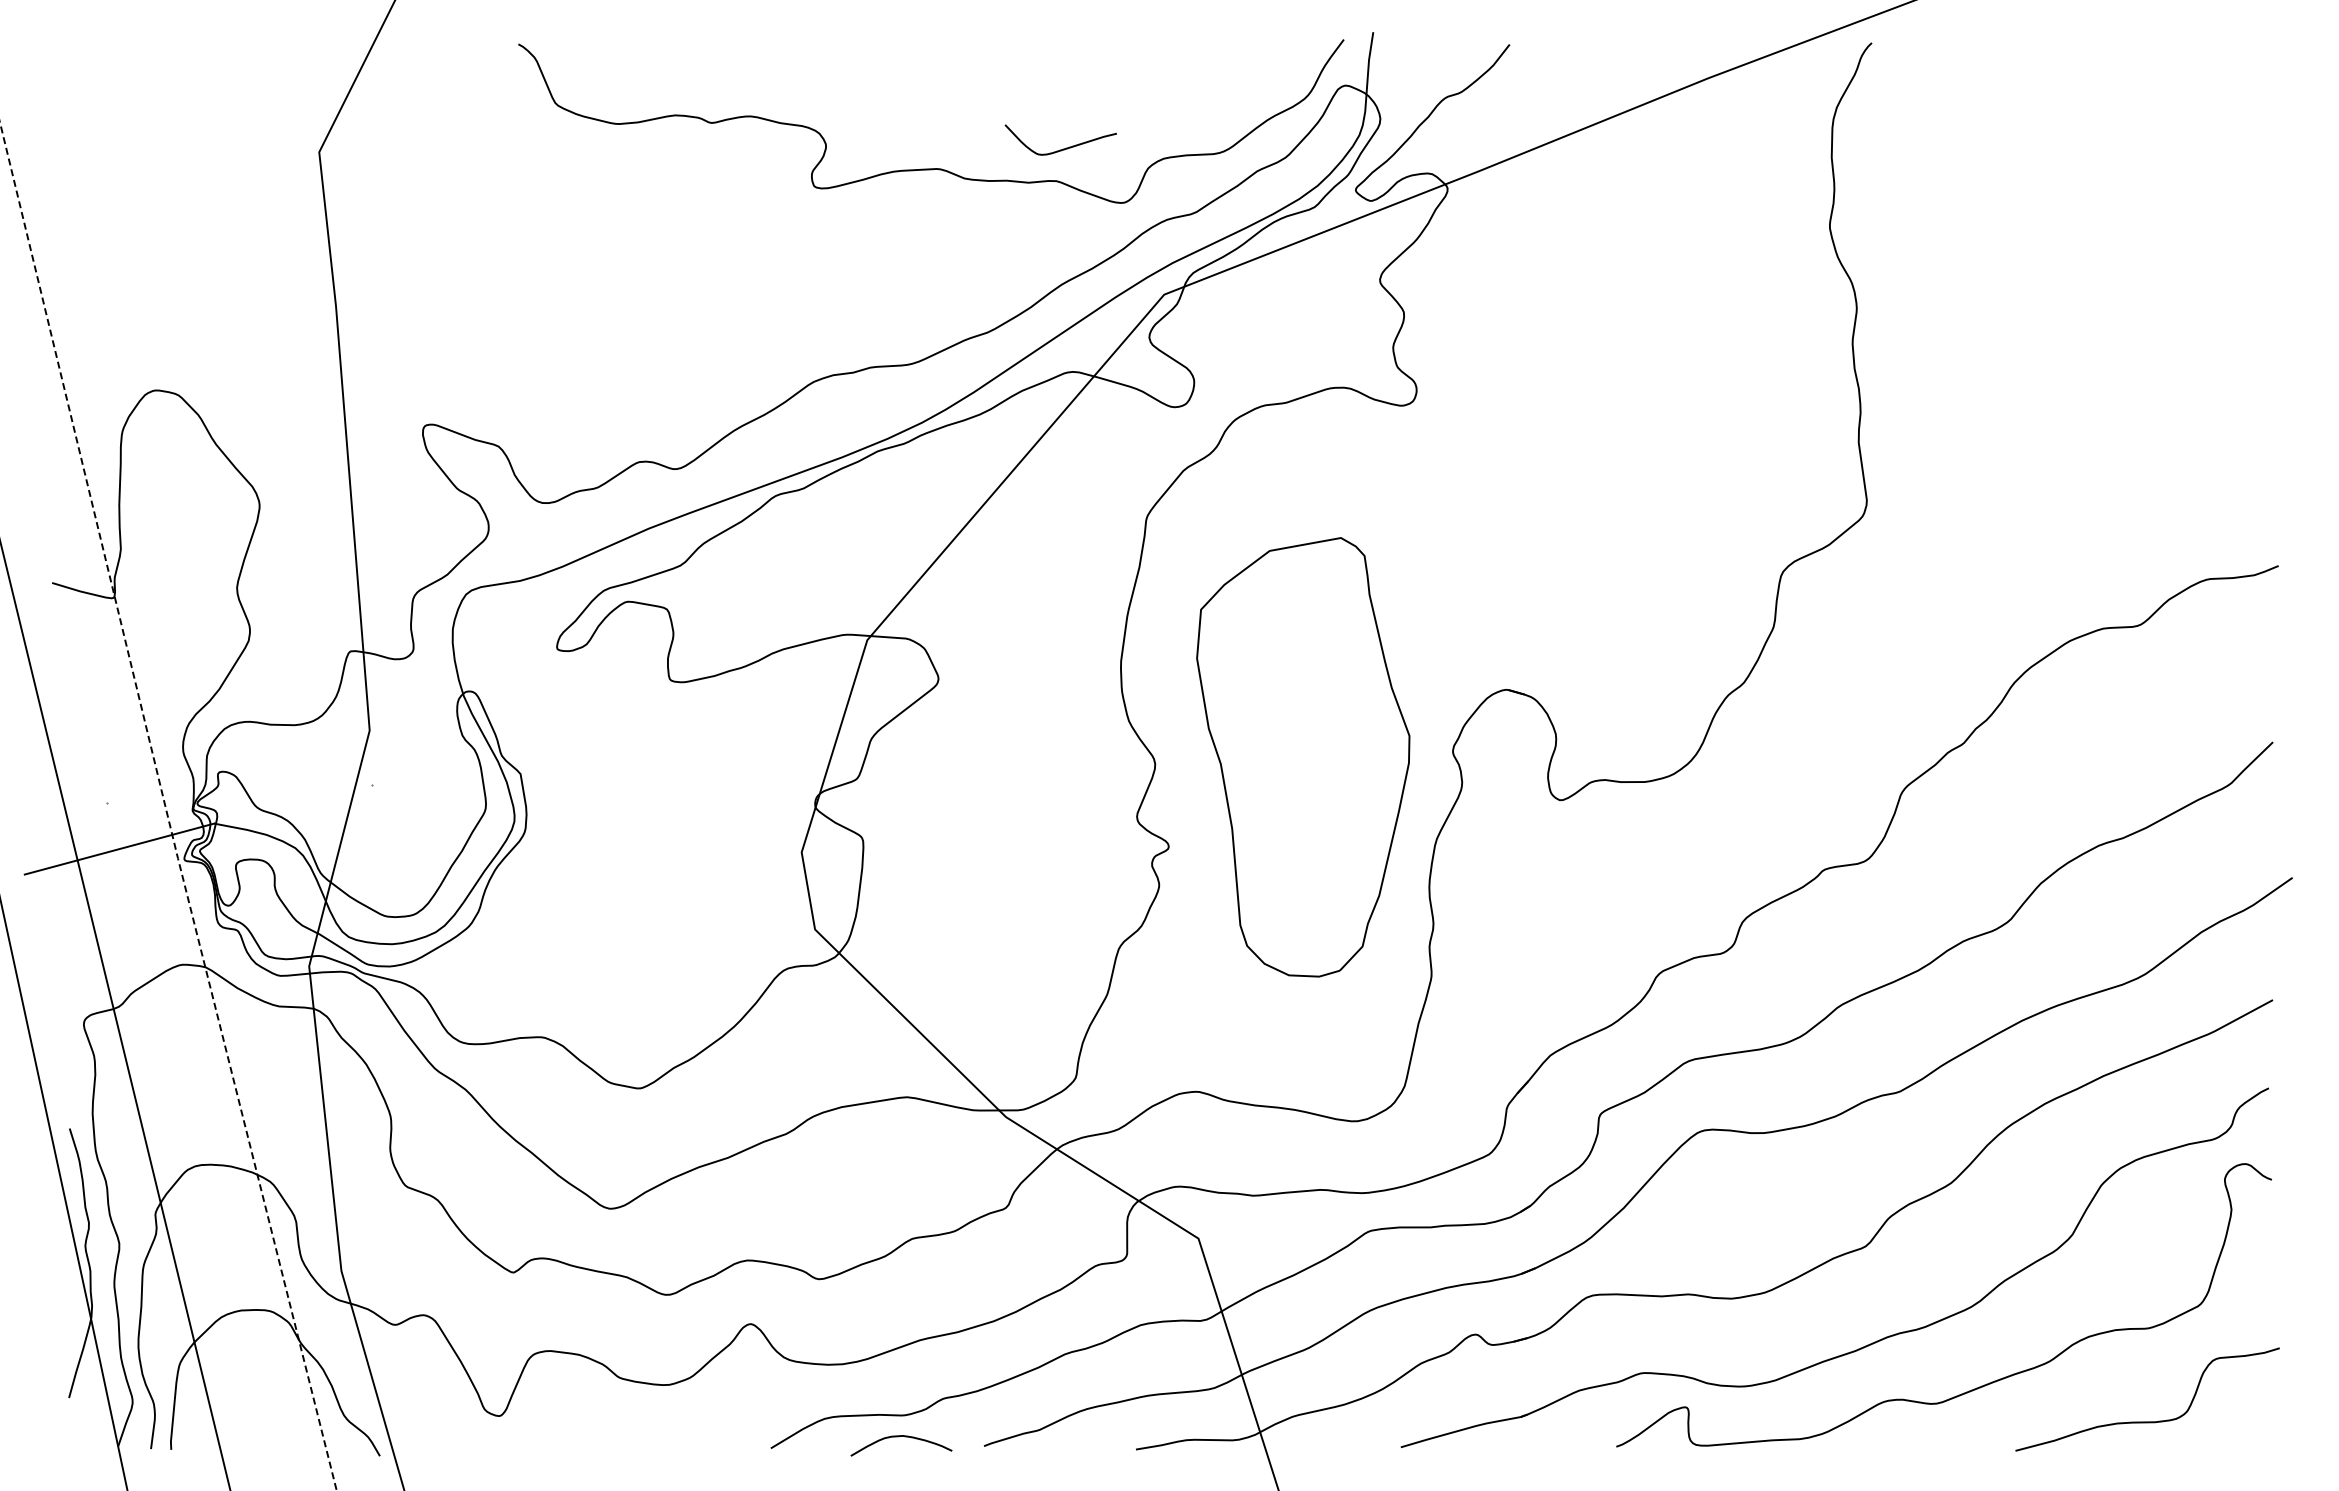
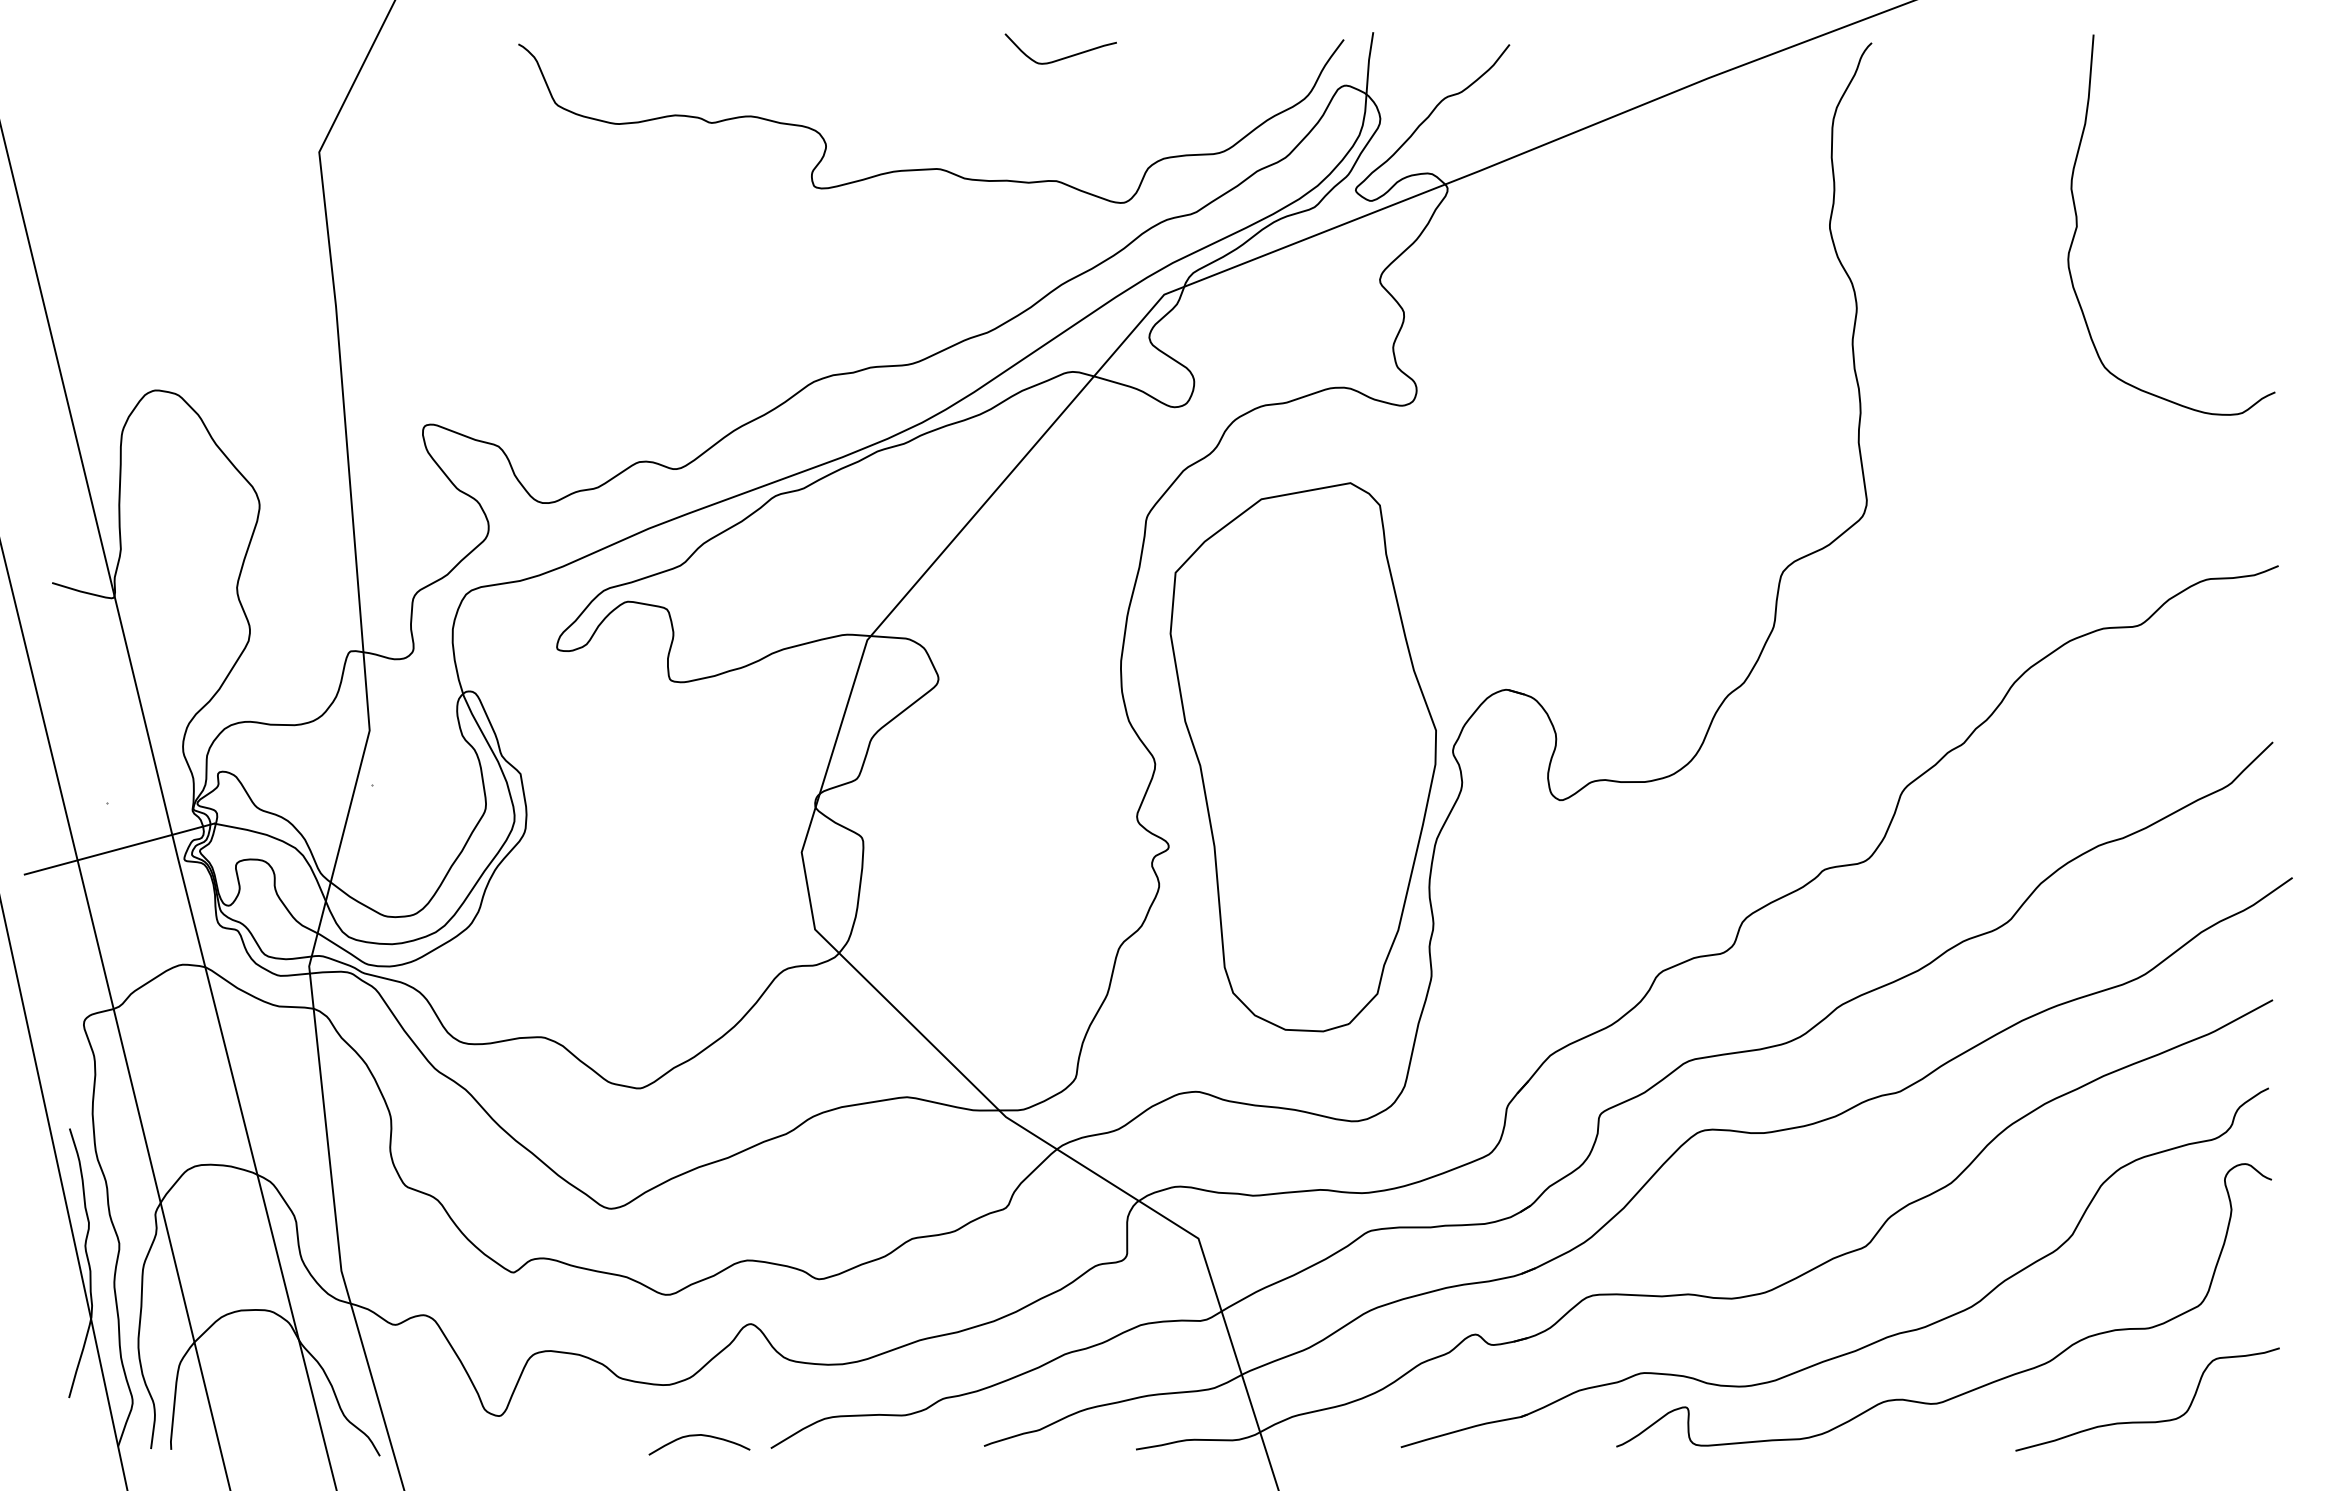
curve position: (1063, 148) -> (1063, 57) (1063, 57)
curve: none -> present (2077, 224)
part size: 215x441 px -> 268x551 px (1302, 757)
line: dashed -> solid (165, 808)
curve position: (898, 1437) -> (696, 1436) (696, 1436)
